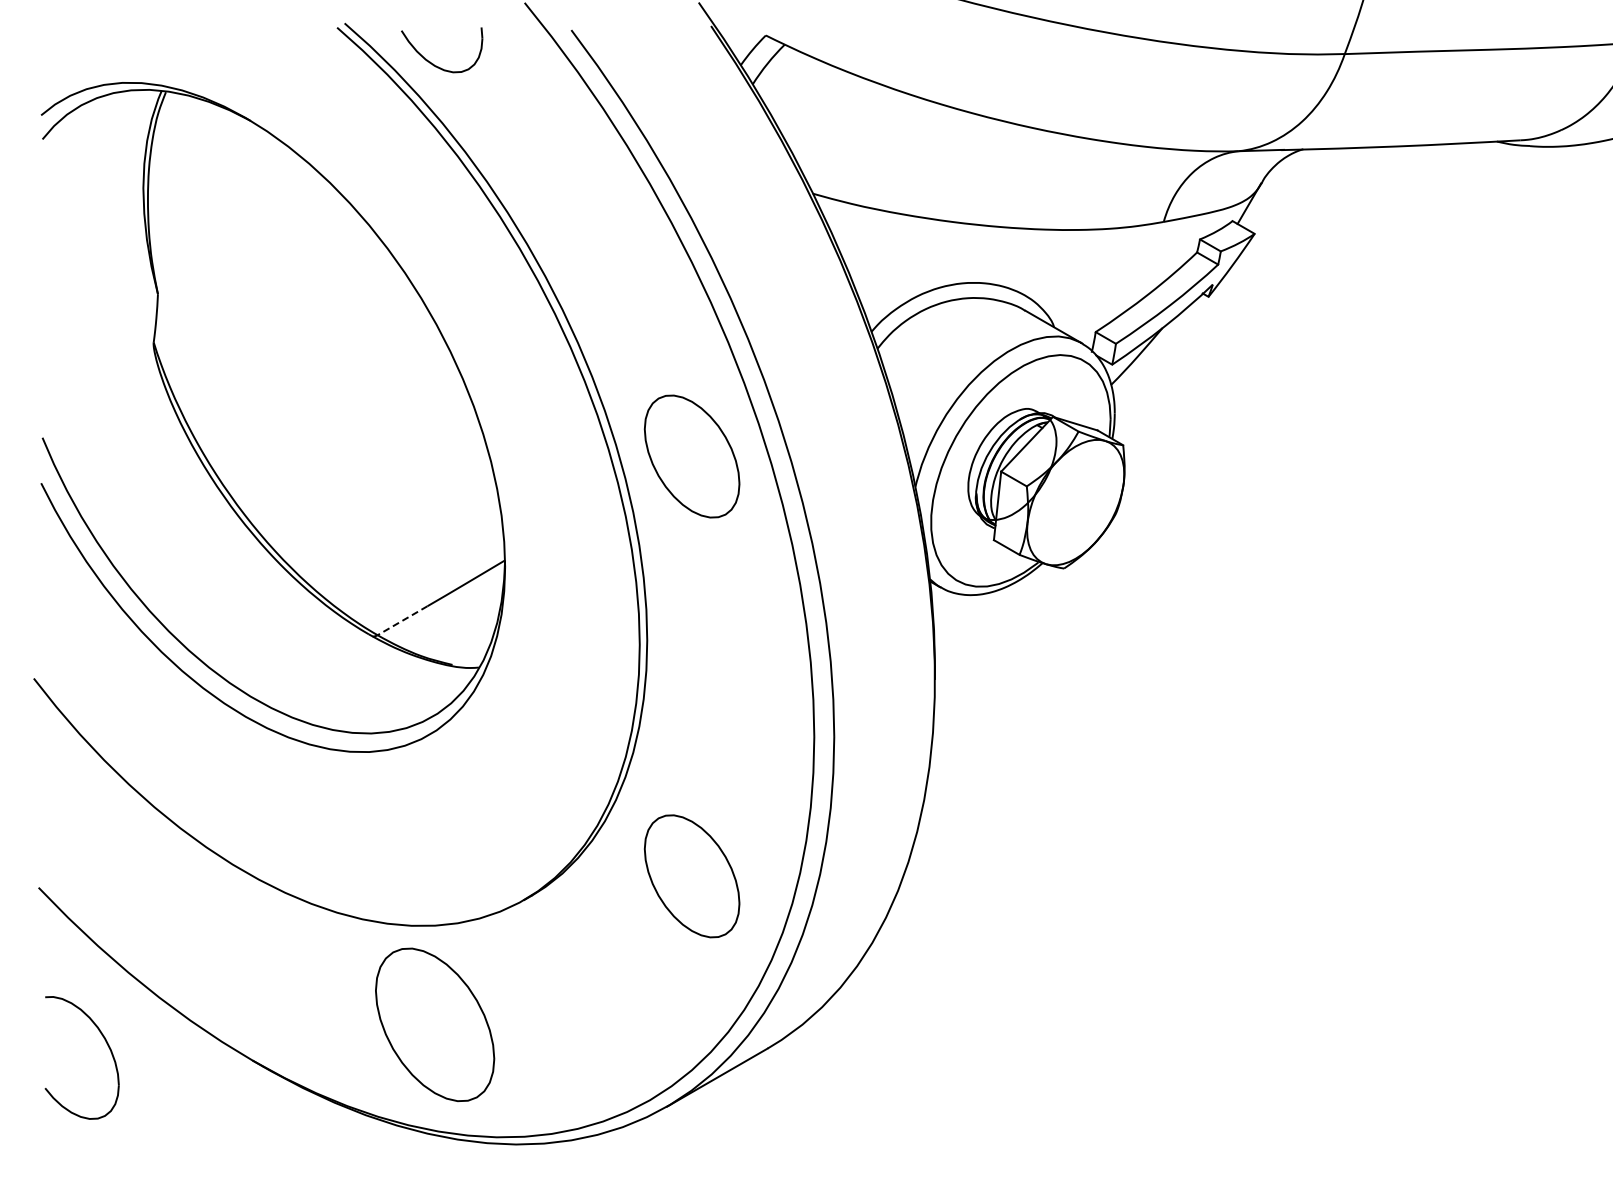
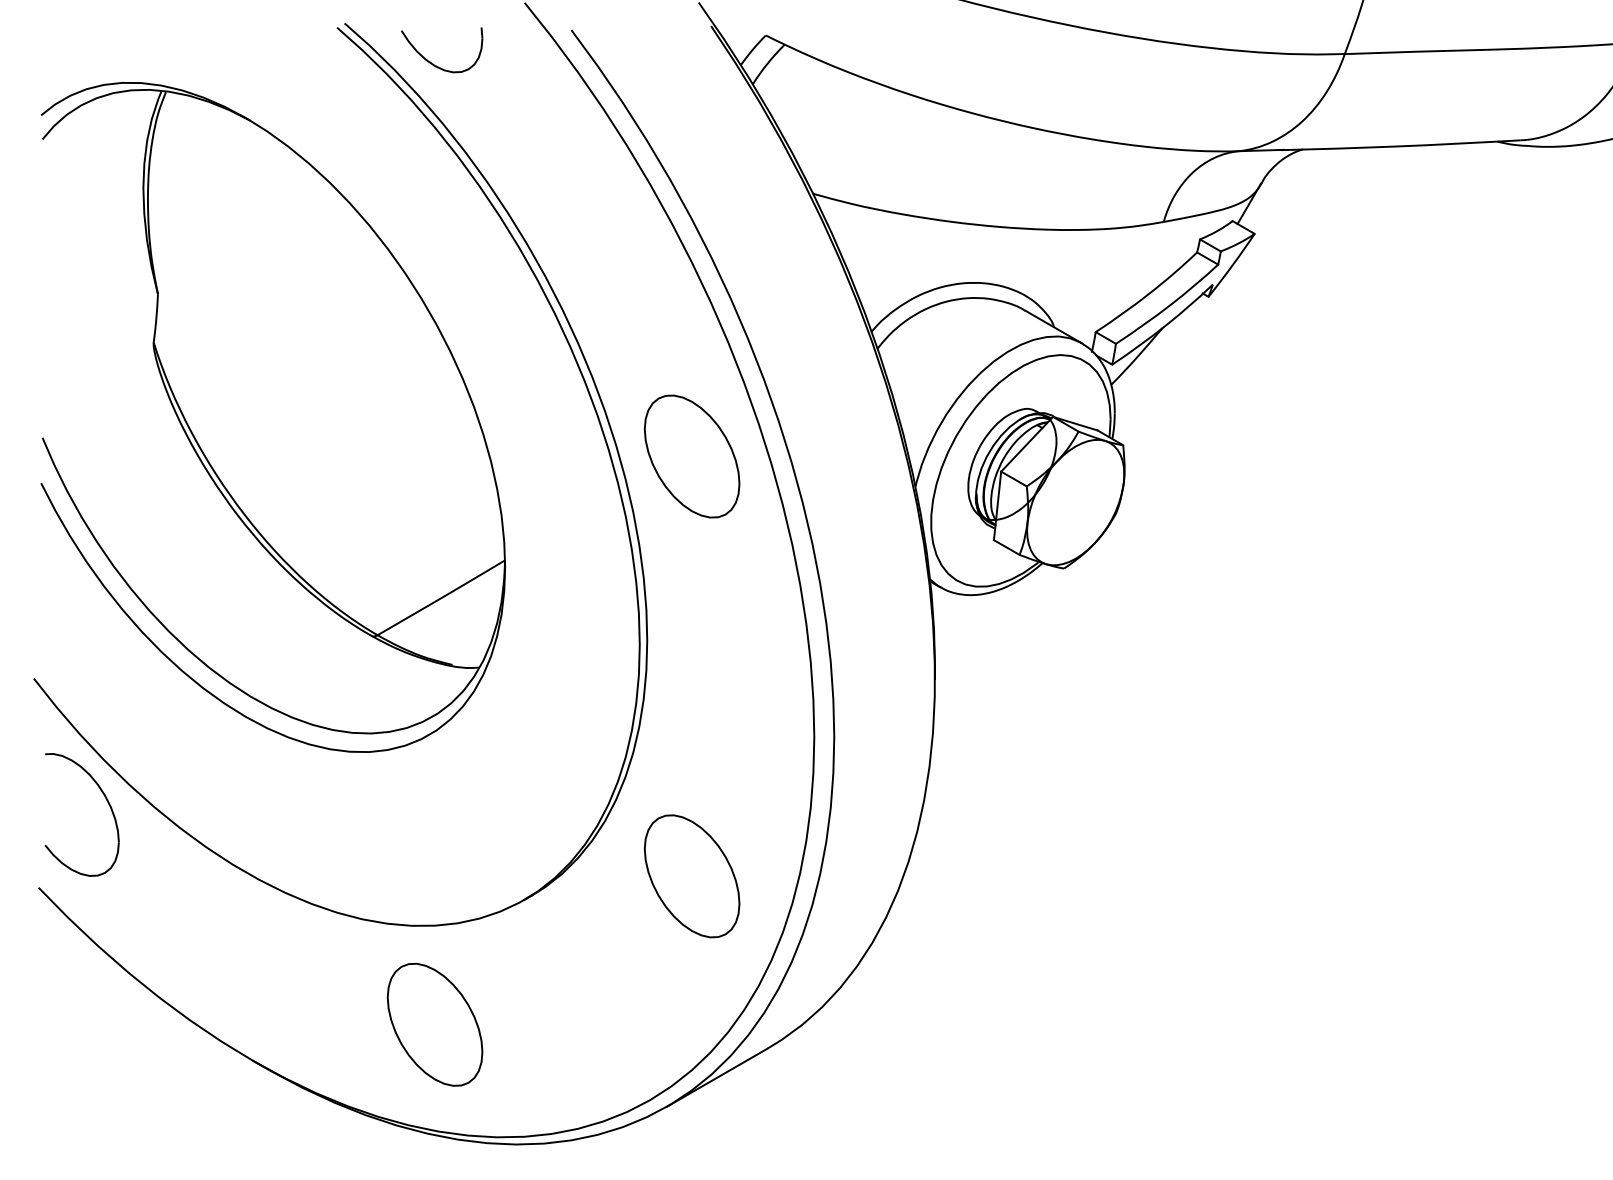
line: dashed -> solid (402, 620)
part size: 121x156 px -> 98x125 px (434, 1024)
part position: (107, 1045) -> (107, 802) (107, 802)
